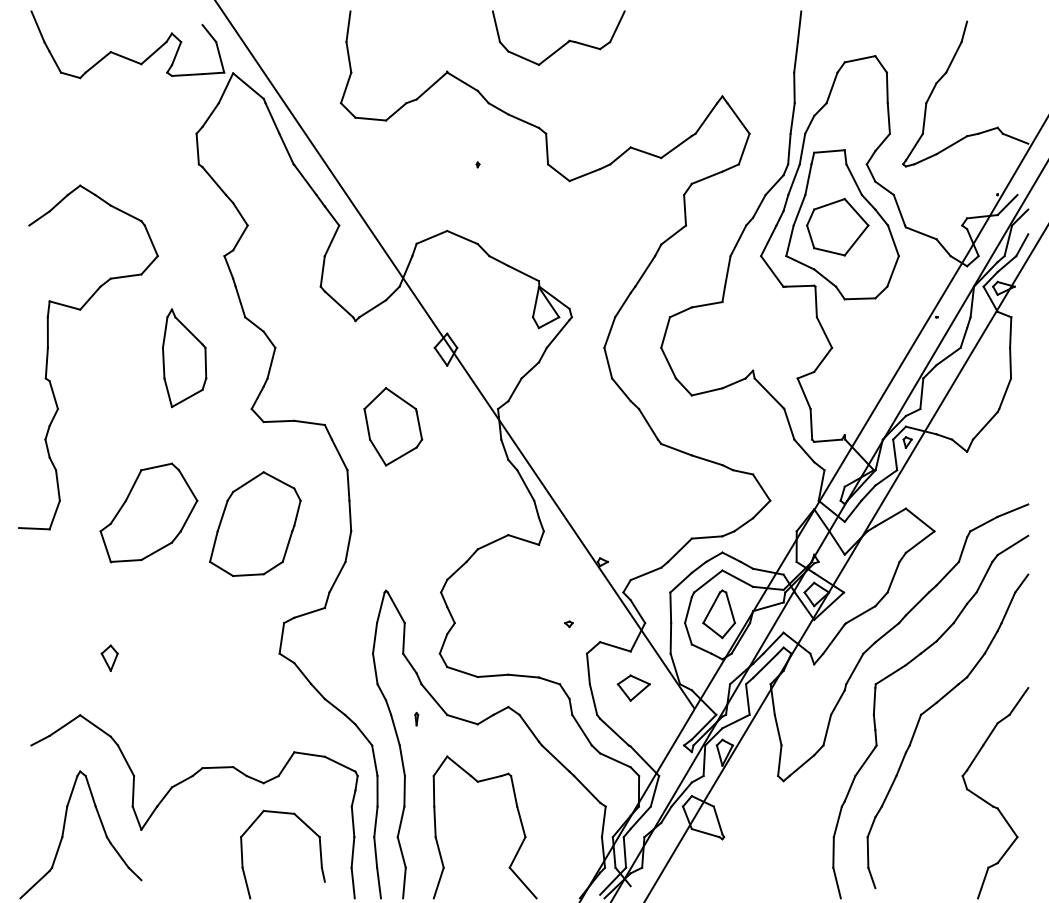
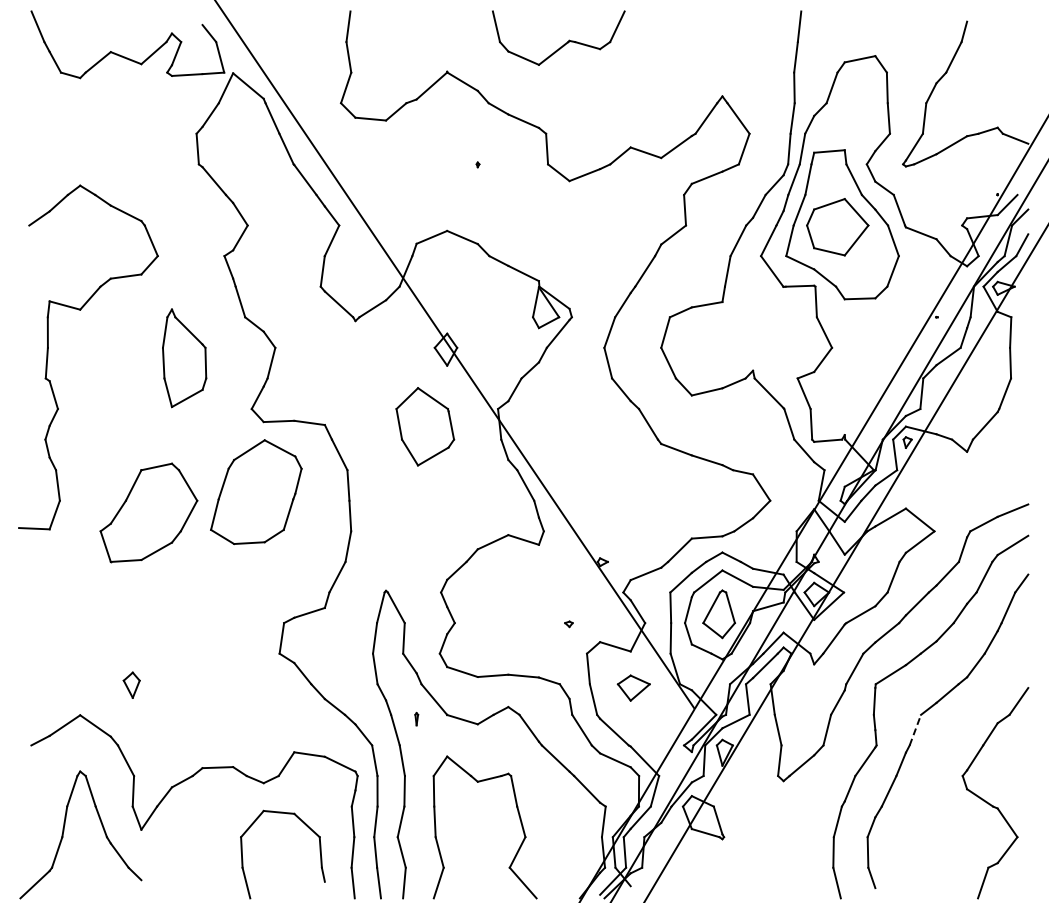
part position: (393, 426) -> (425, 426) (425, 426)
part position: (255, 524) -> (256, 492) (256, 492)
part position: (109, 657) -> (131, 684) (131, 684)
line: solid -> dashed (915, 729)
